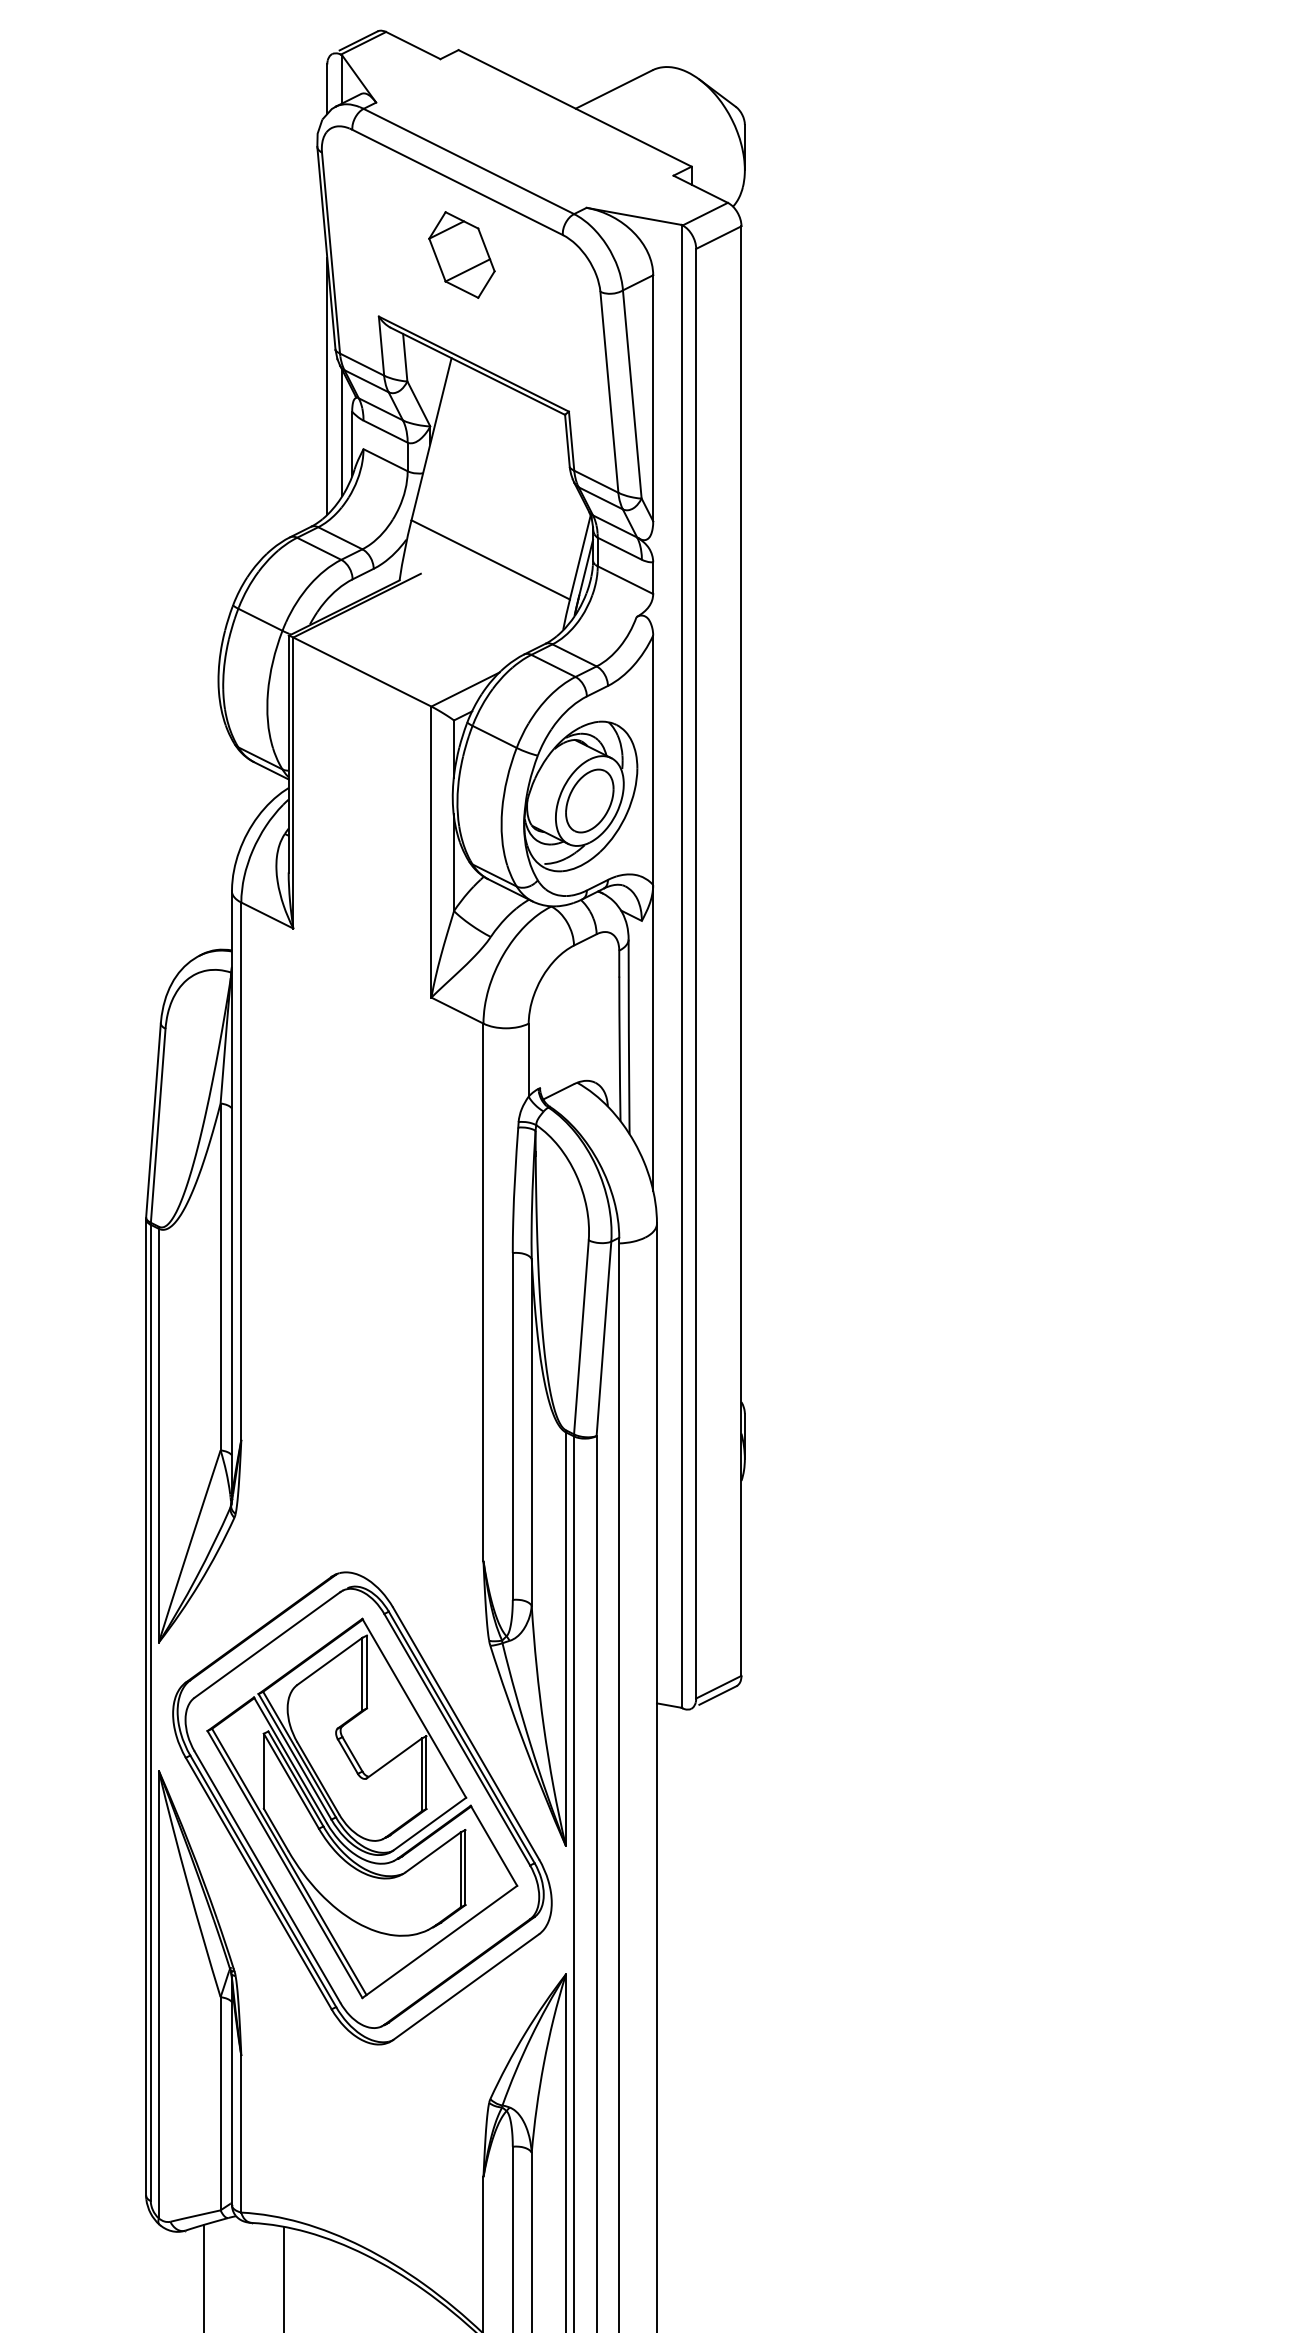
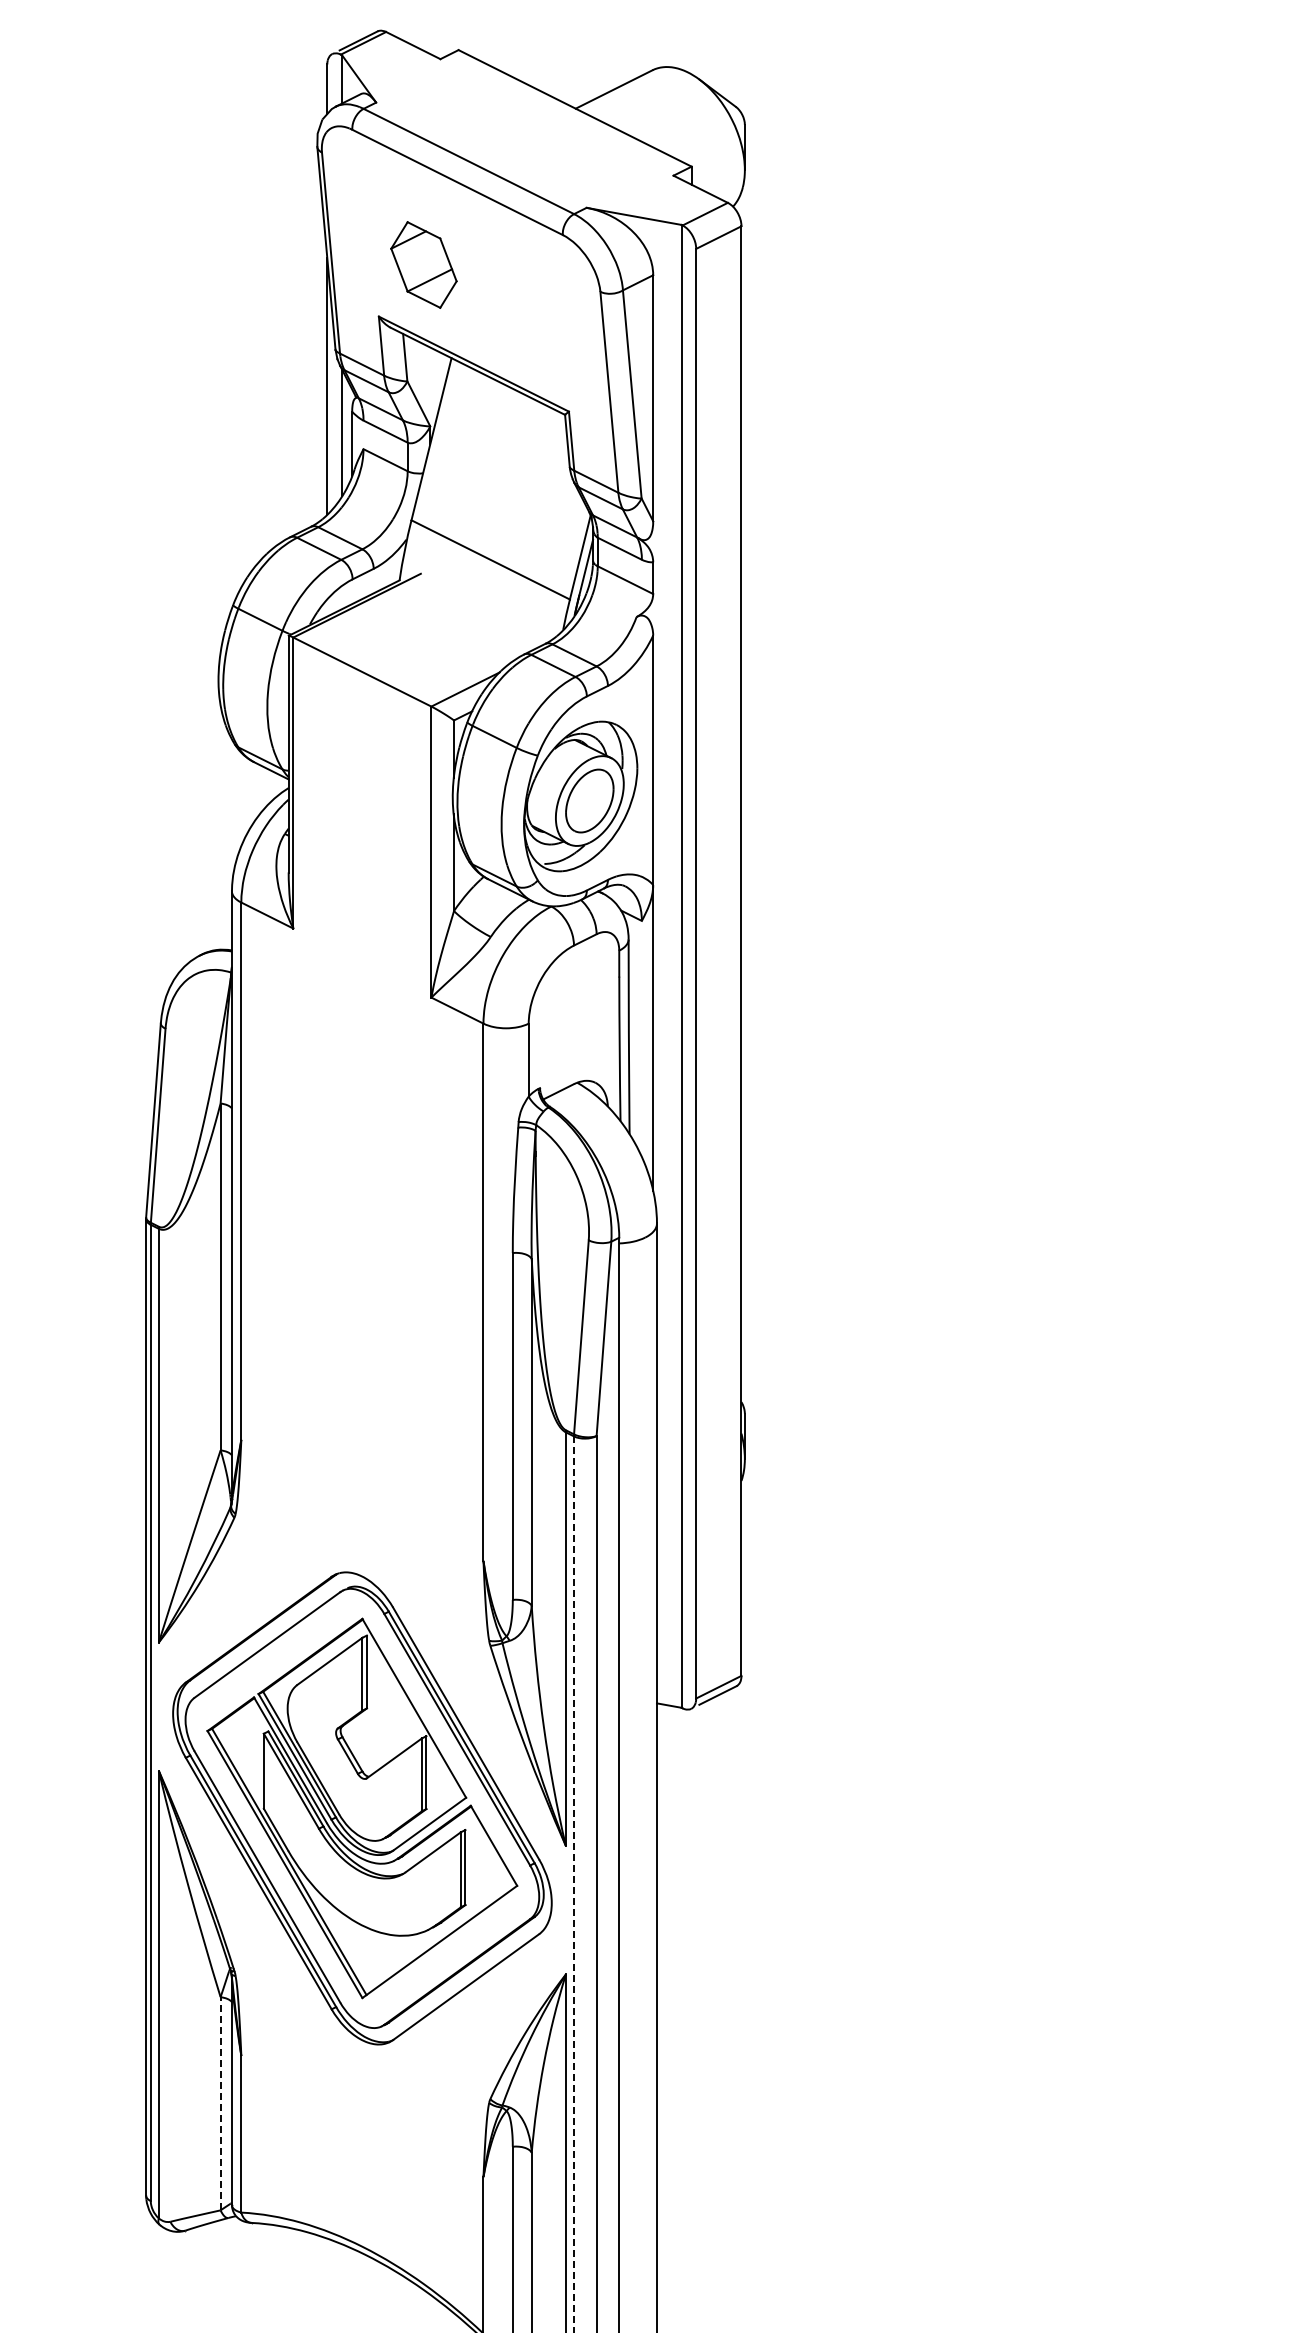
part position: (461, 254) -> (423, 264) (423, 264)
line: solid -> dashed (574, 1885)
line: solid -> dashed (220, 2103)
line: present -> none (203, 2277)
line: present -> none (283, 2277)
